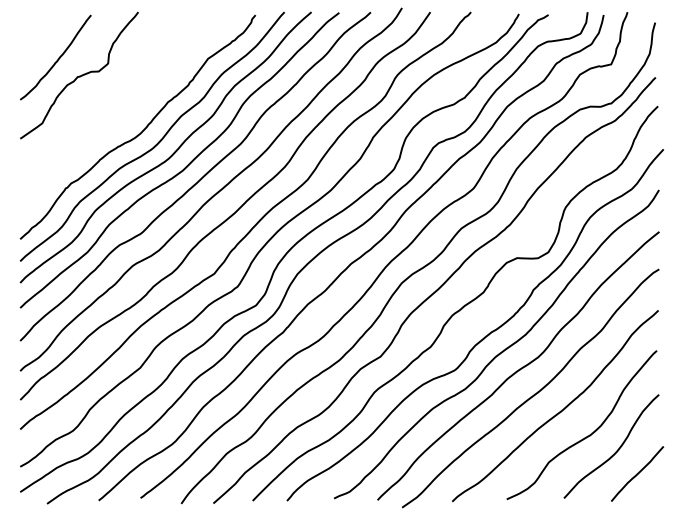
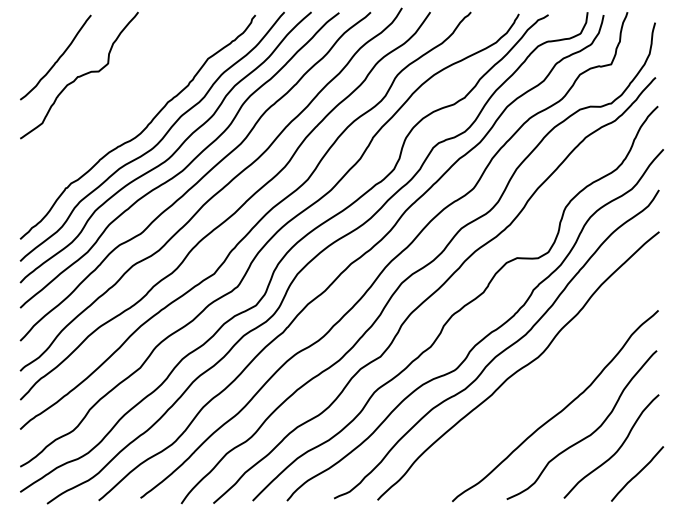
curve: present -> none (534, 393)
